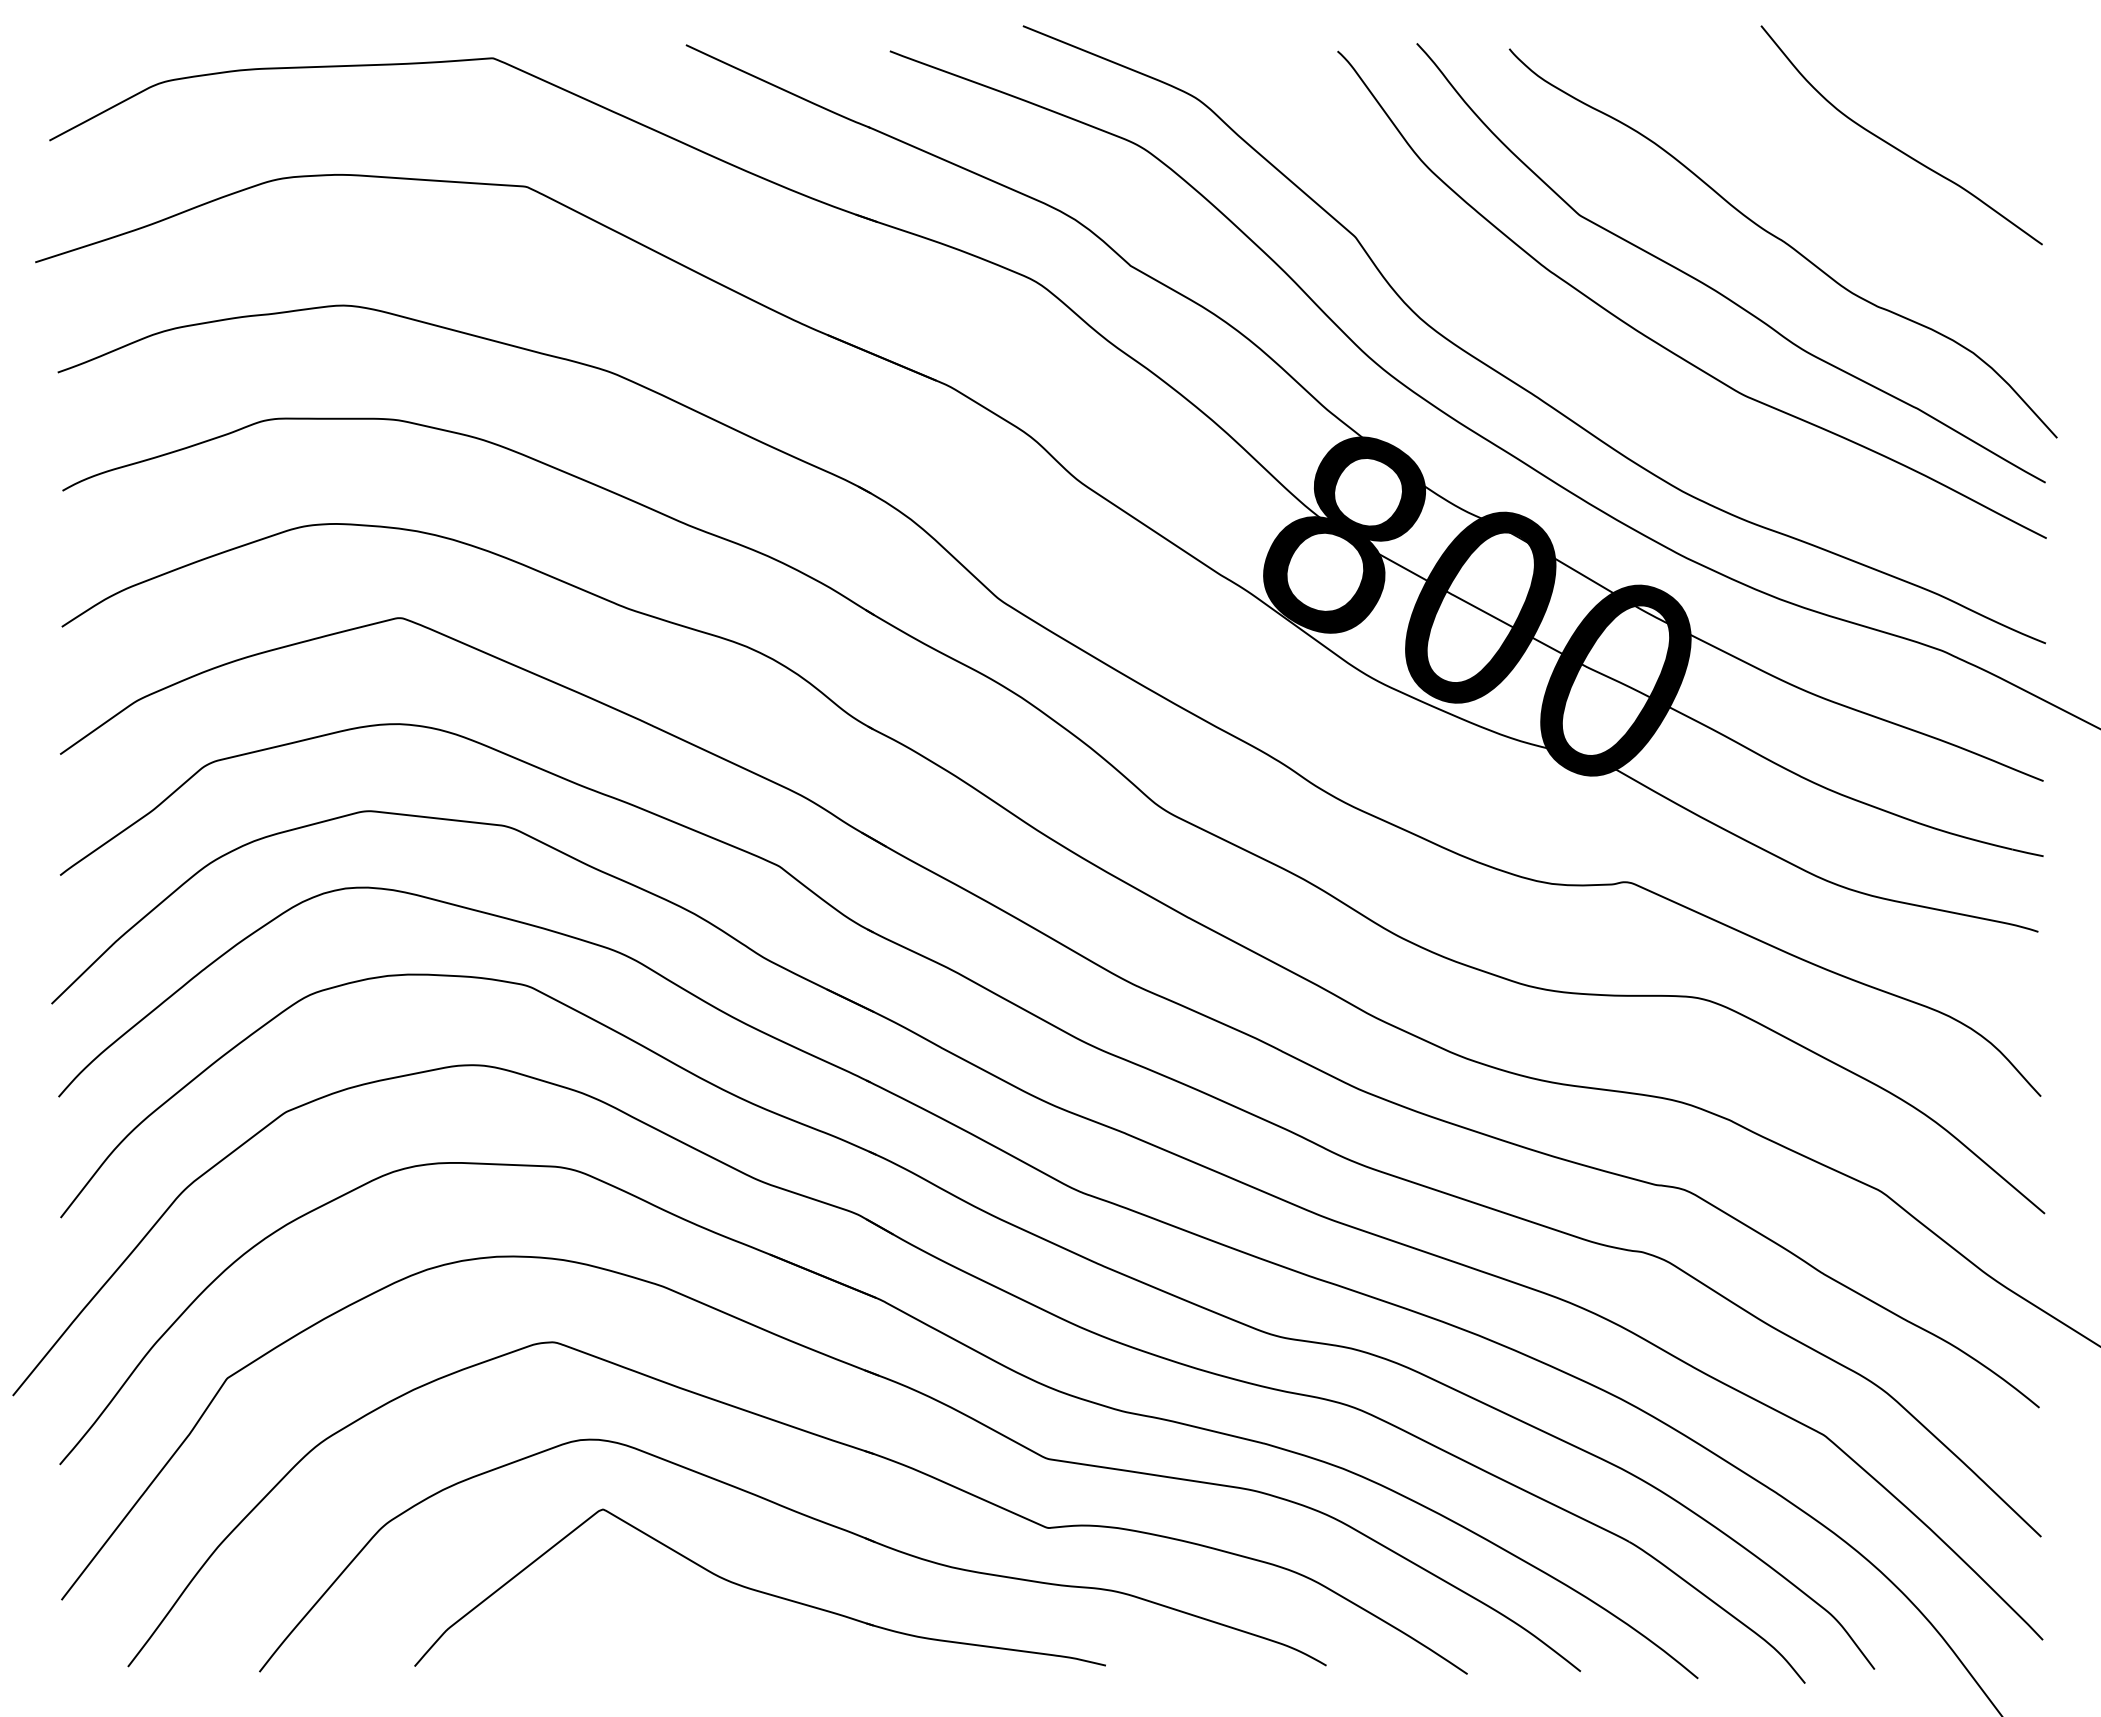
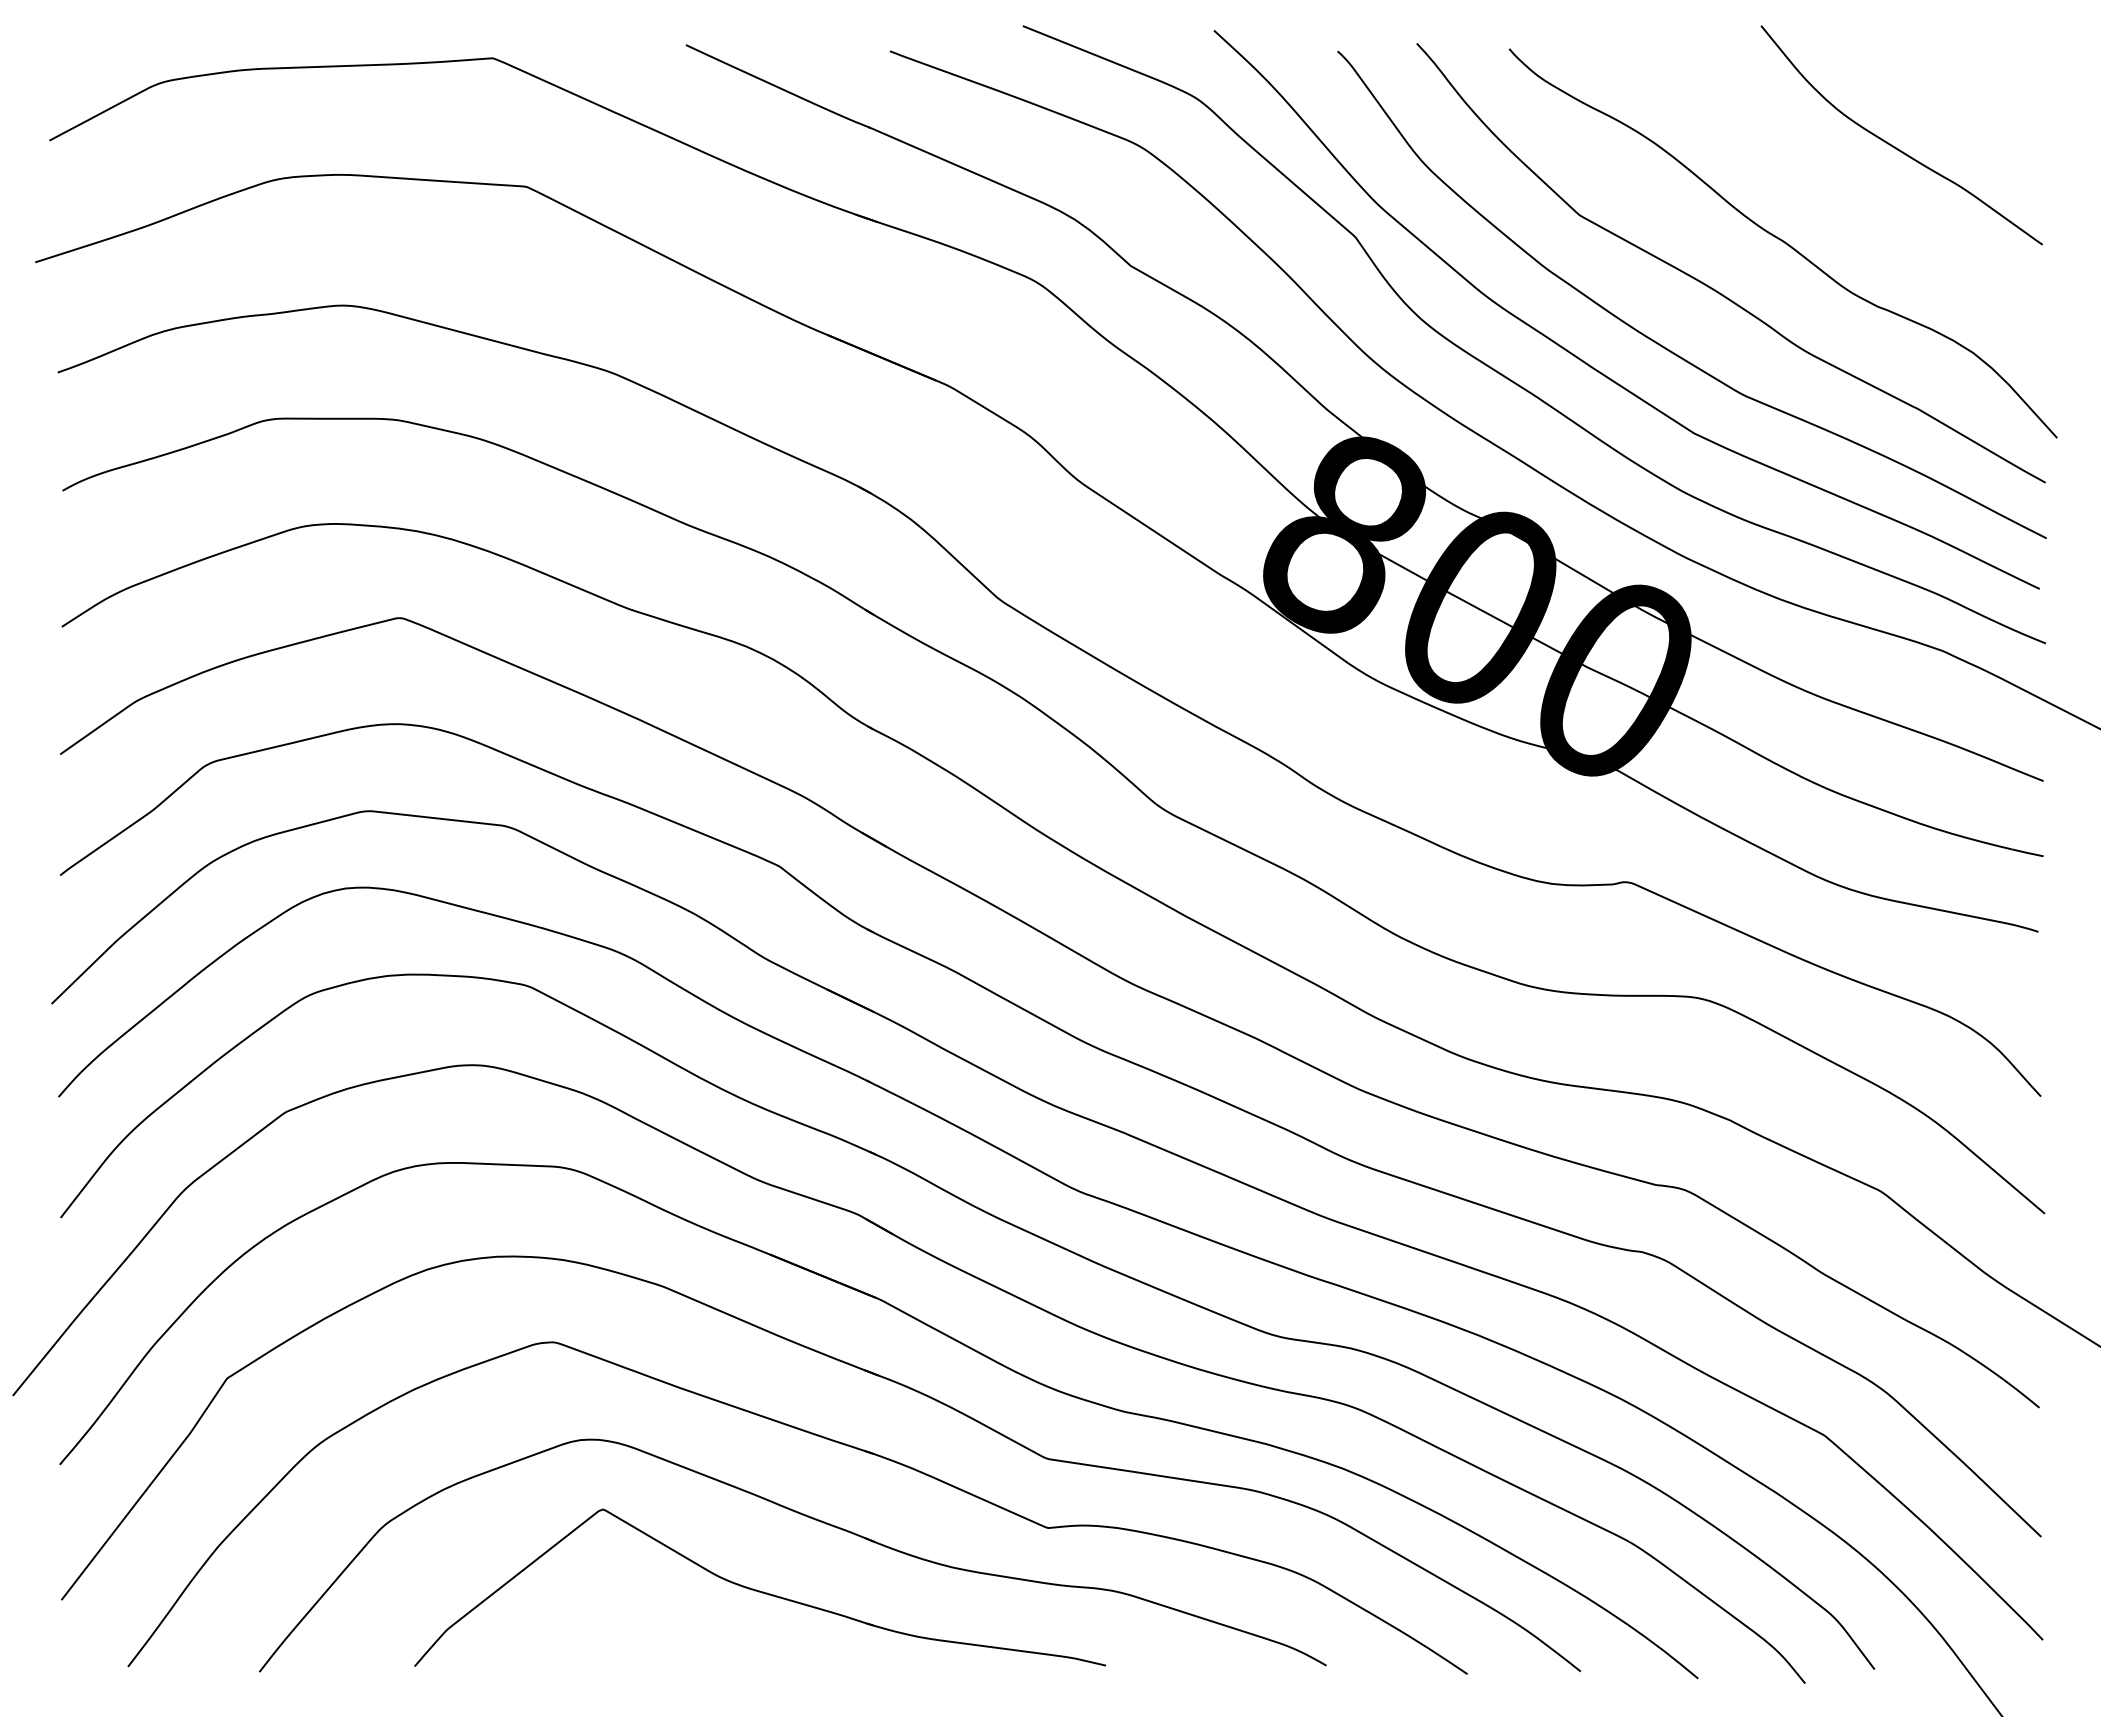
curve: none -> present (1588, 363)
